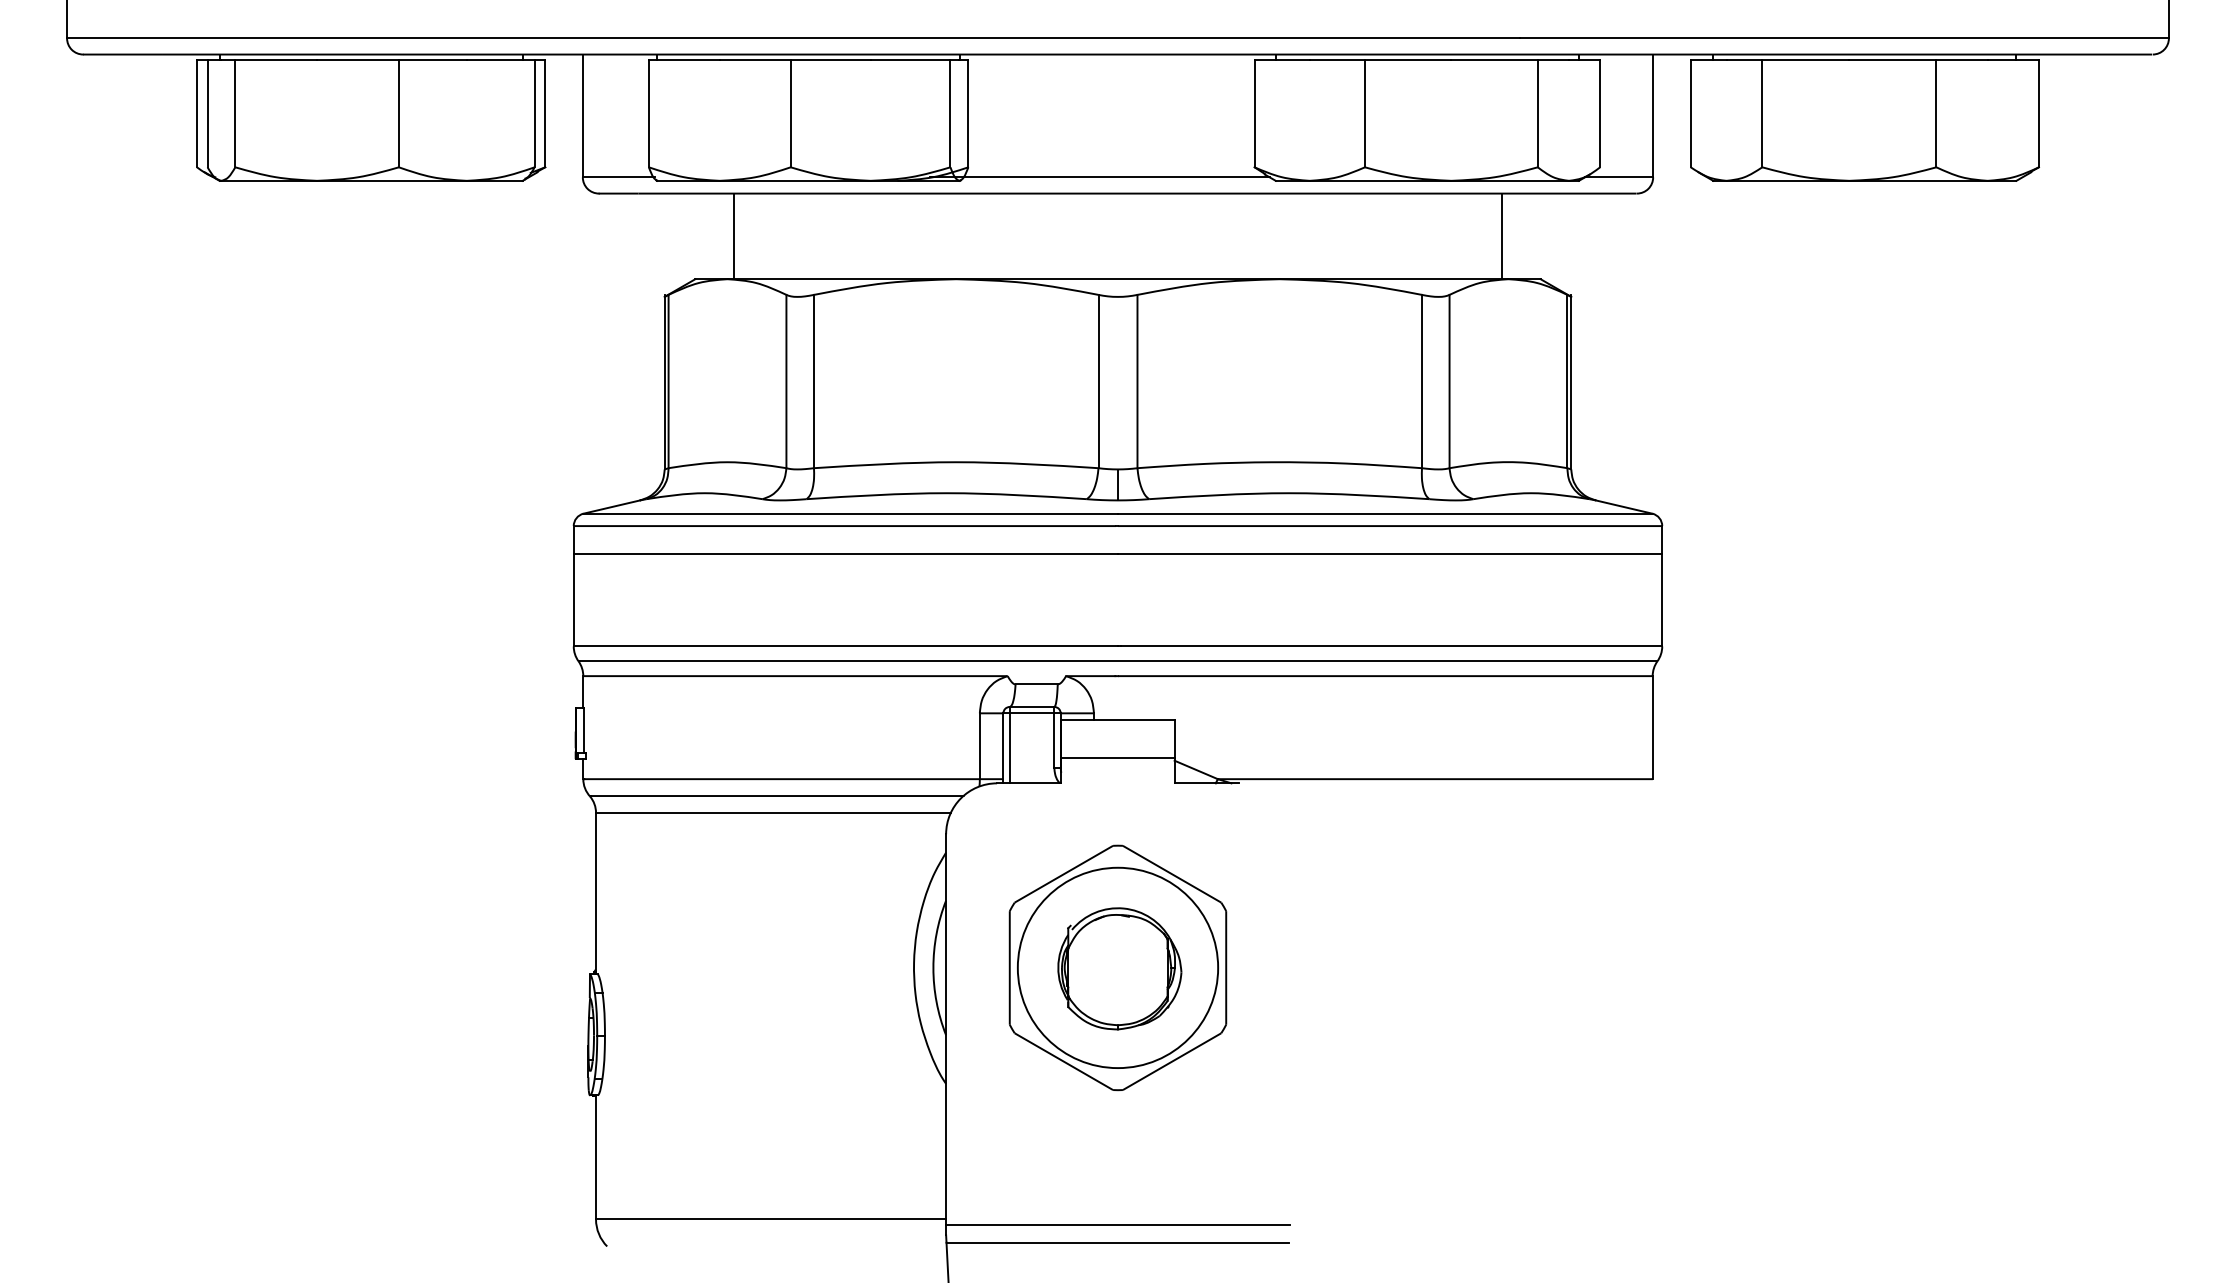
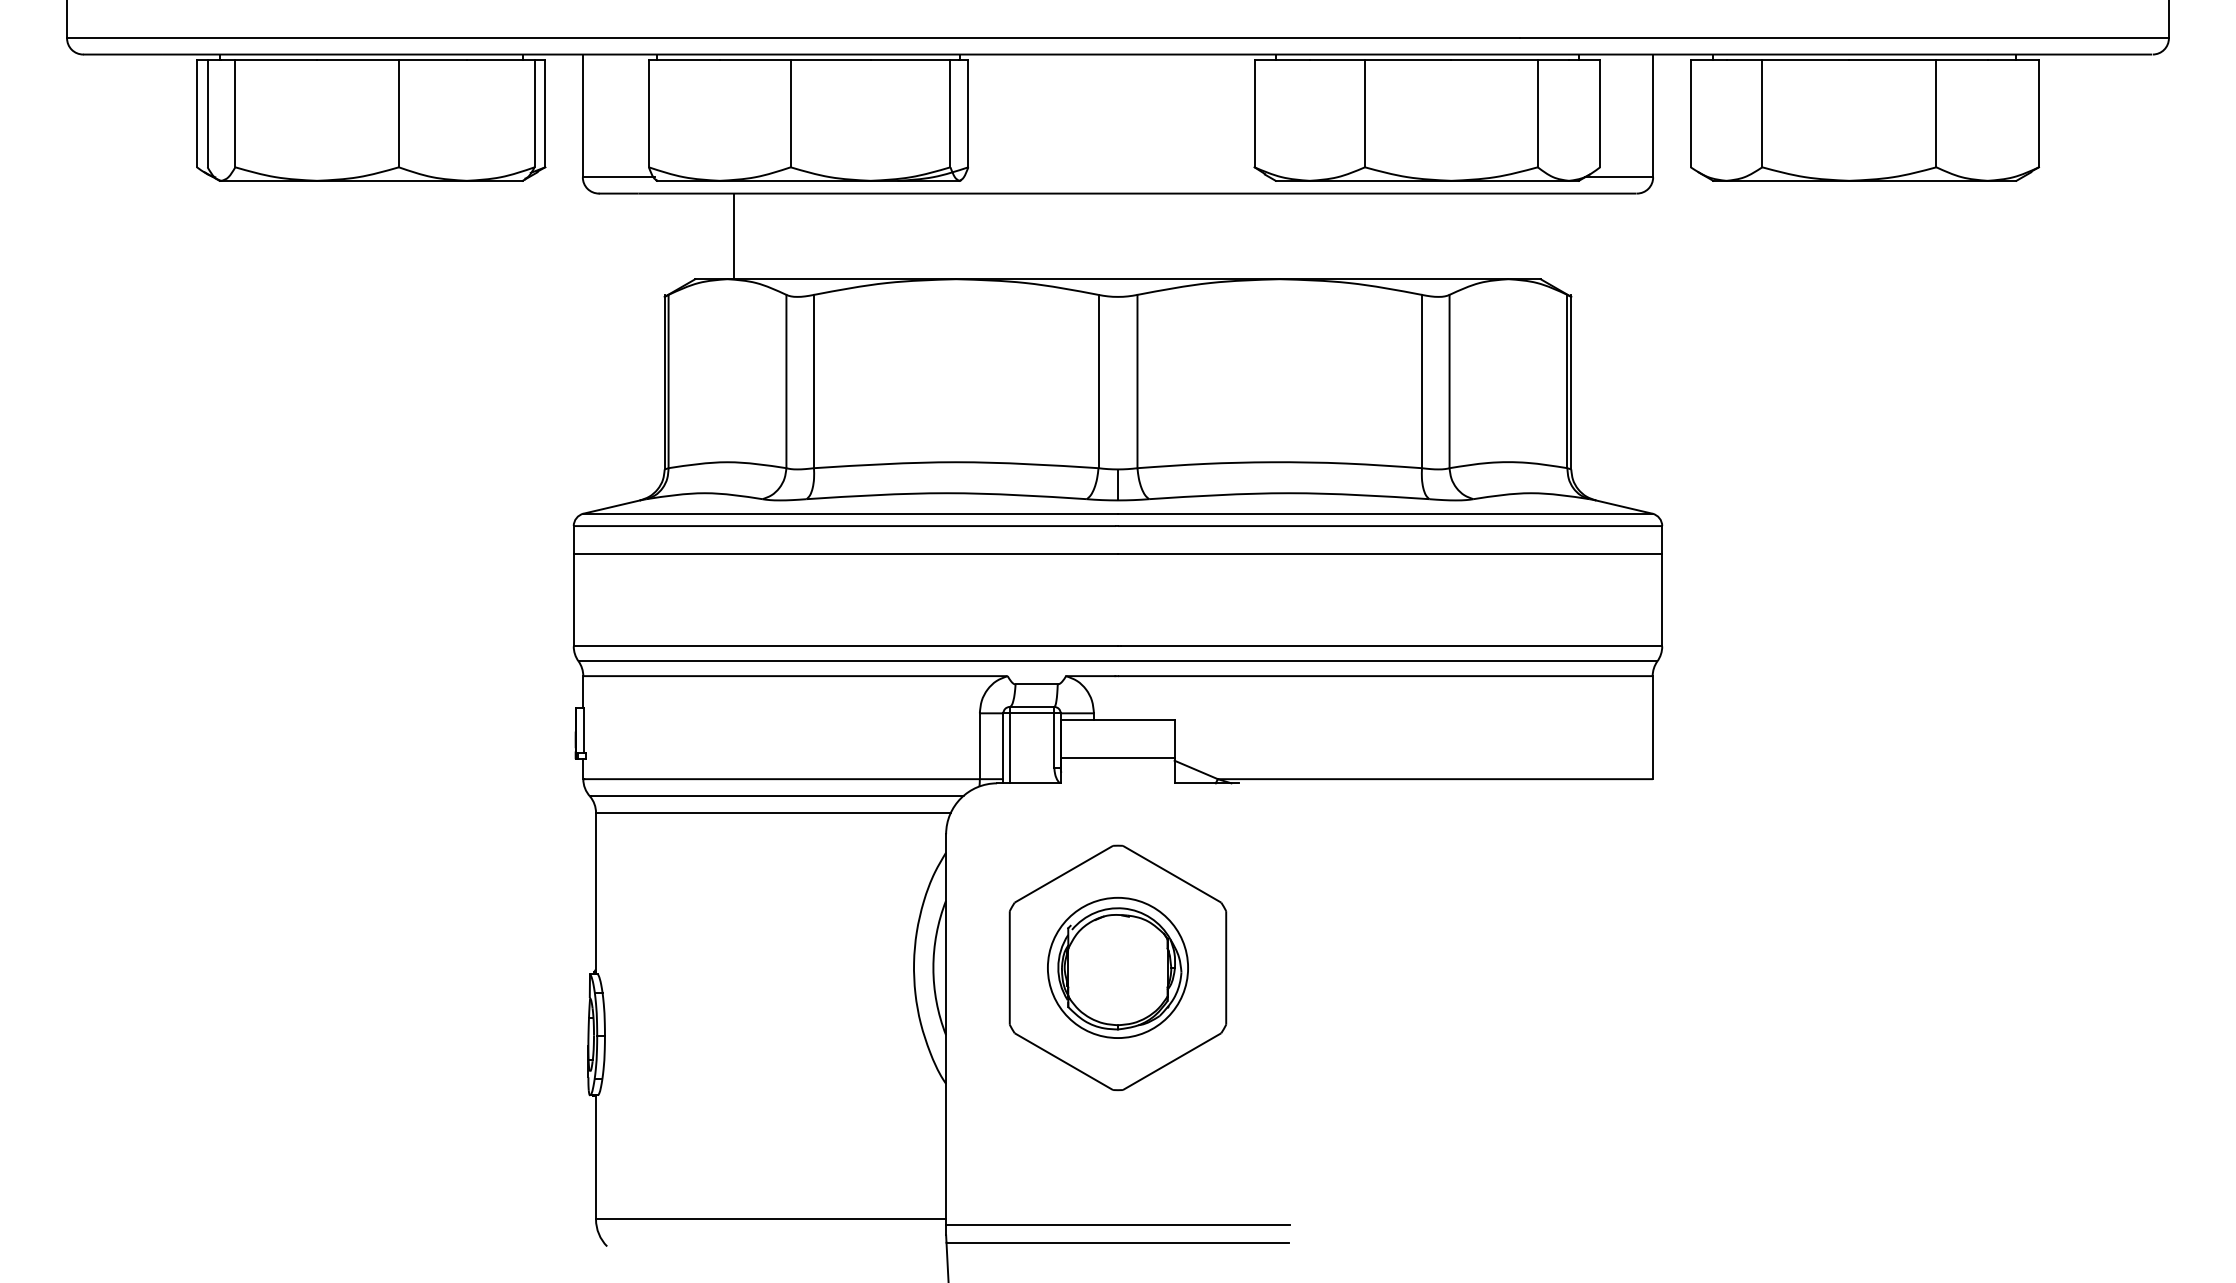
line: present -> none (1099, 177)
line: present -> none (1501, 236)
circle diameter: 200 px -> 140 px (1117, 967)
